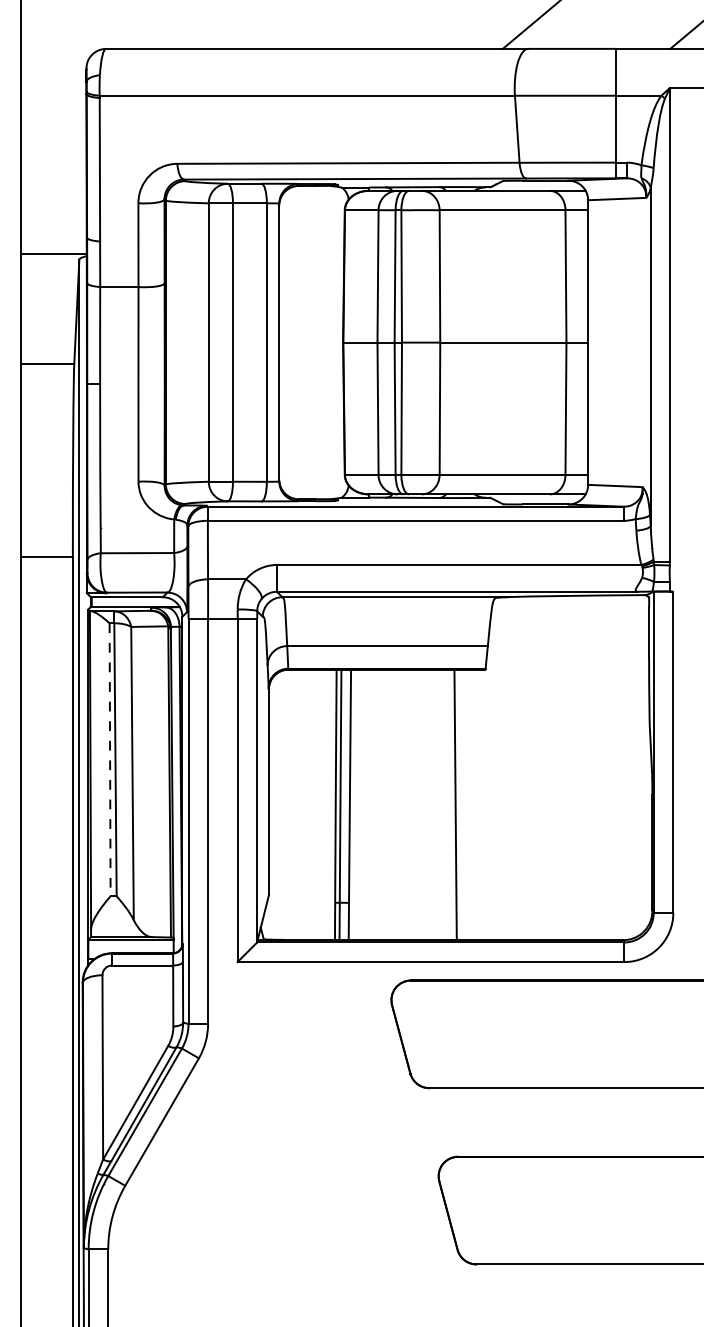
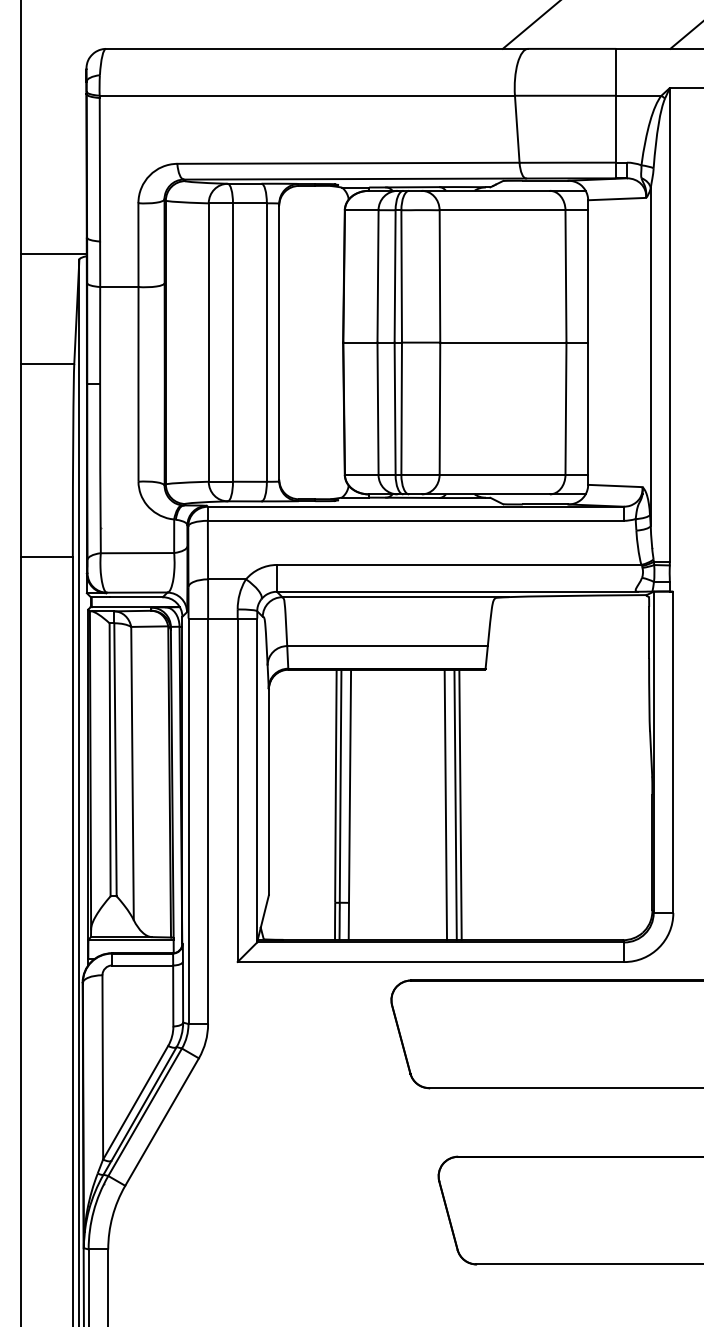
line: dashed -> solid (110, 760)
line: none -> present (445, 804)
line: none -> present (460, 804)
